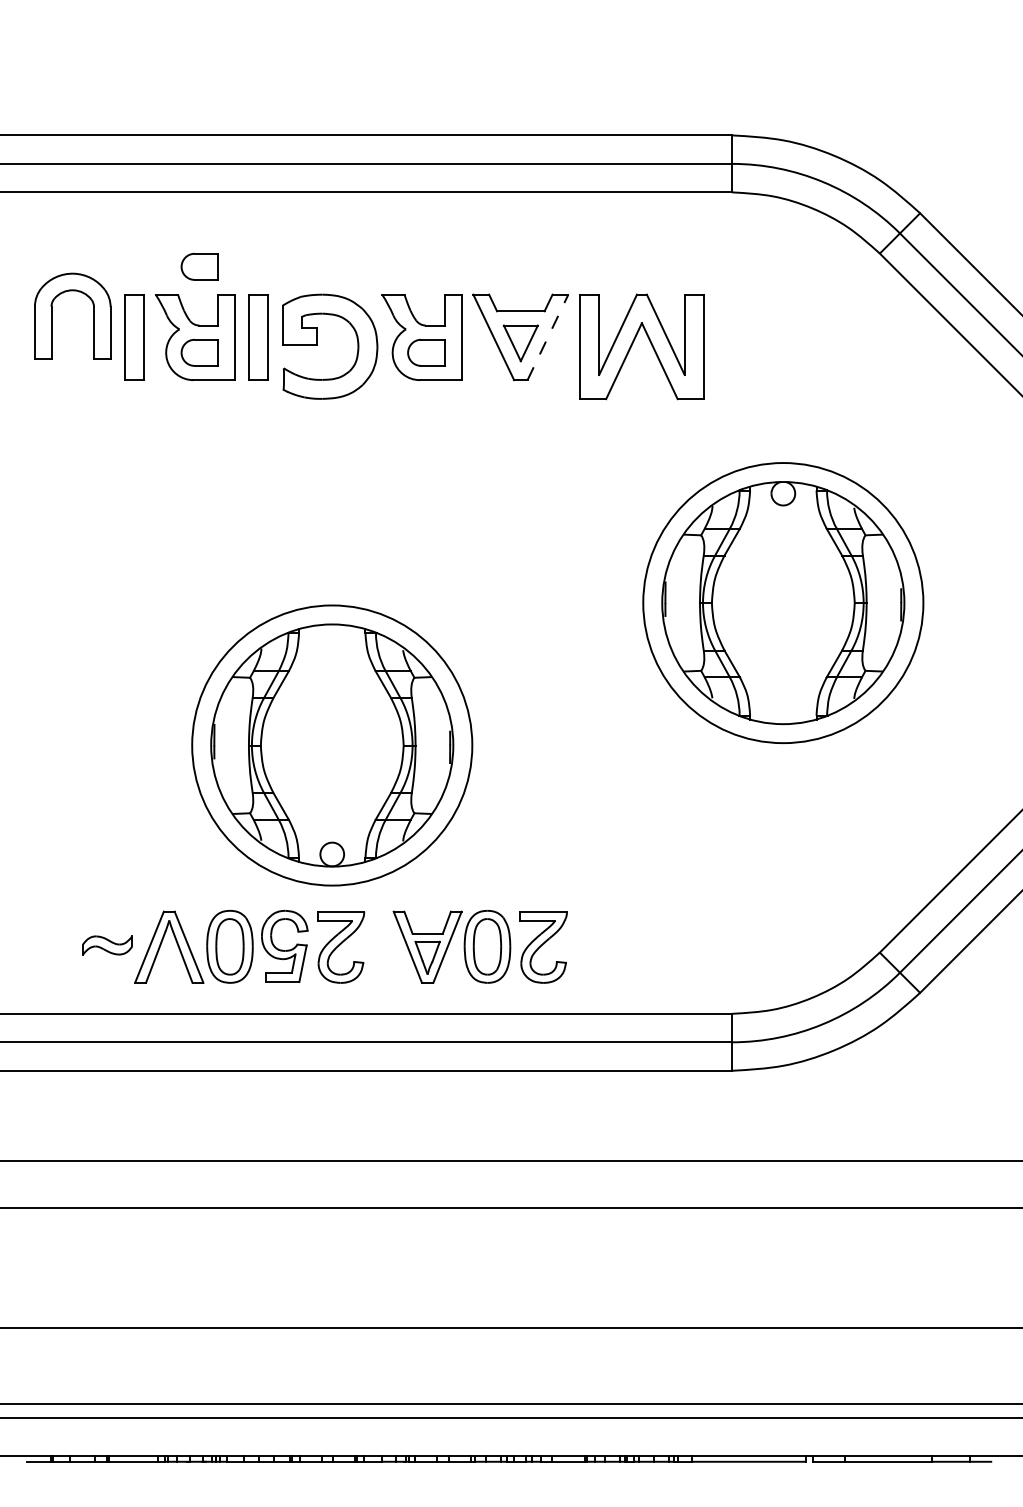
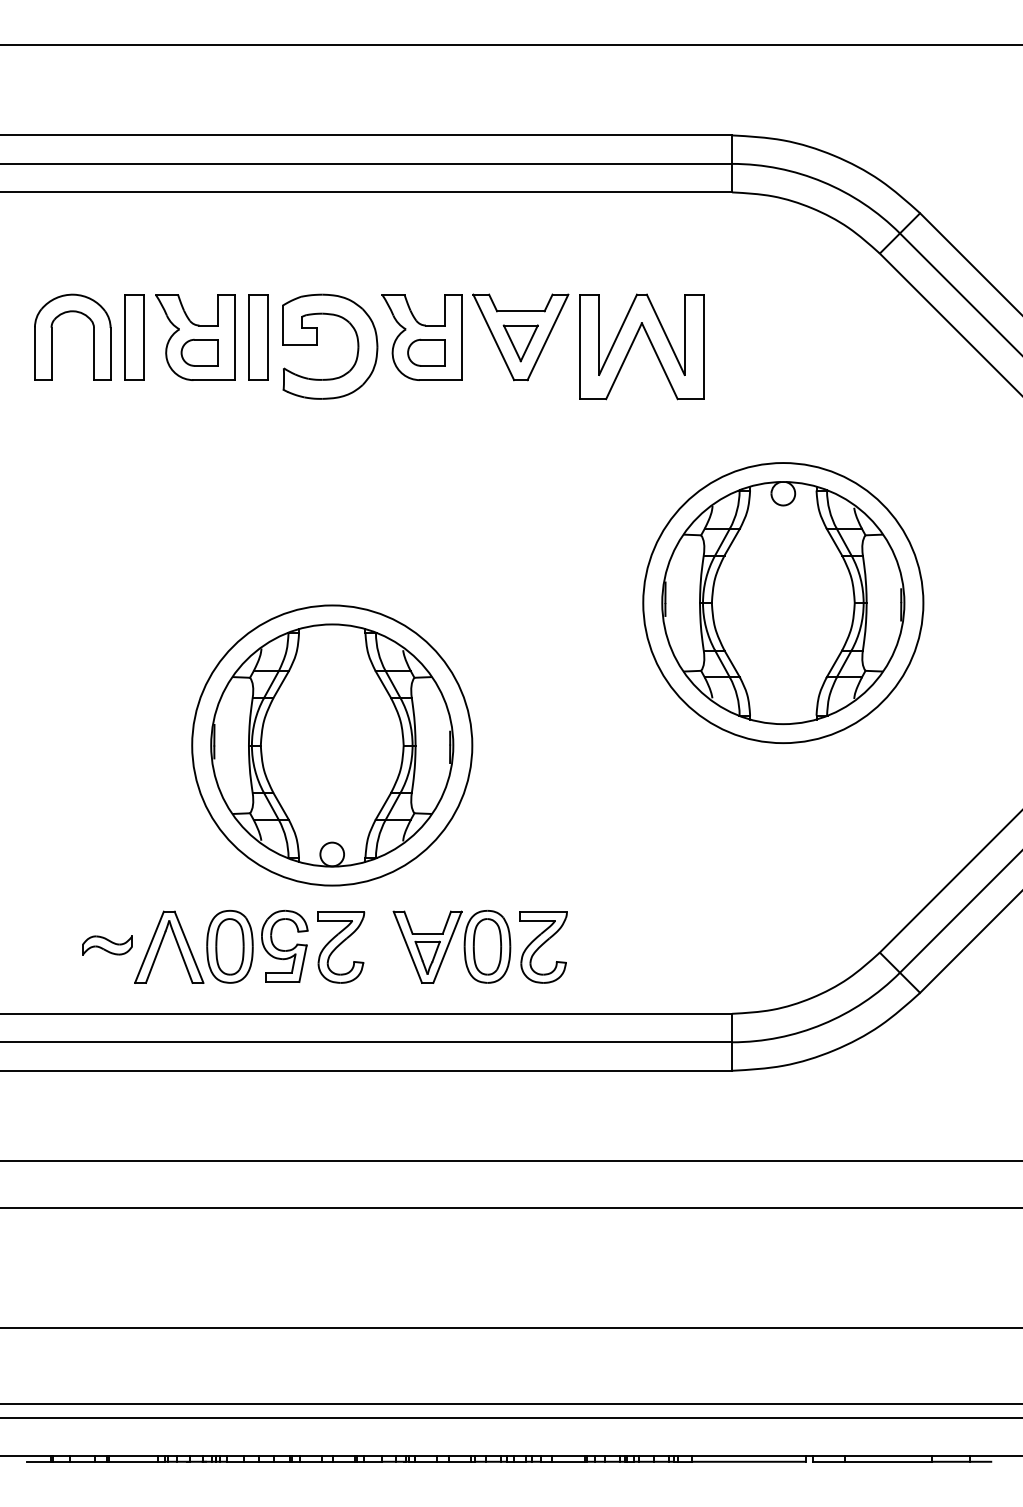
line: none -> present (510, 45)
part: present -> none (199, 266)
part position: (52, 315) -> (52, 336) (52, 336)
line: dashed -> solid (548, 336)
